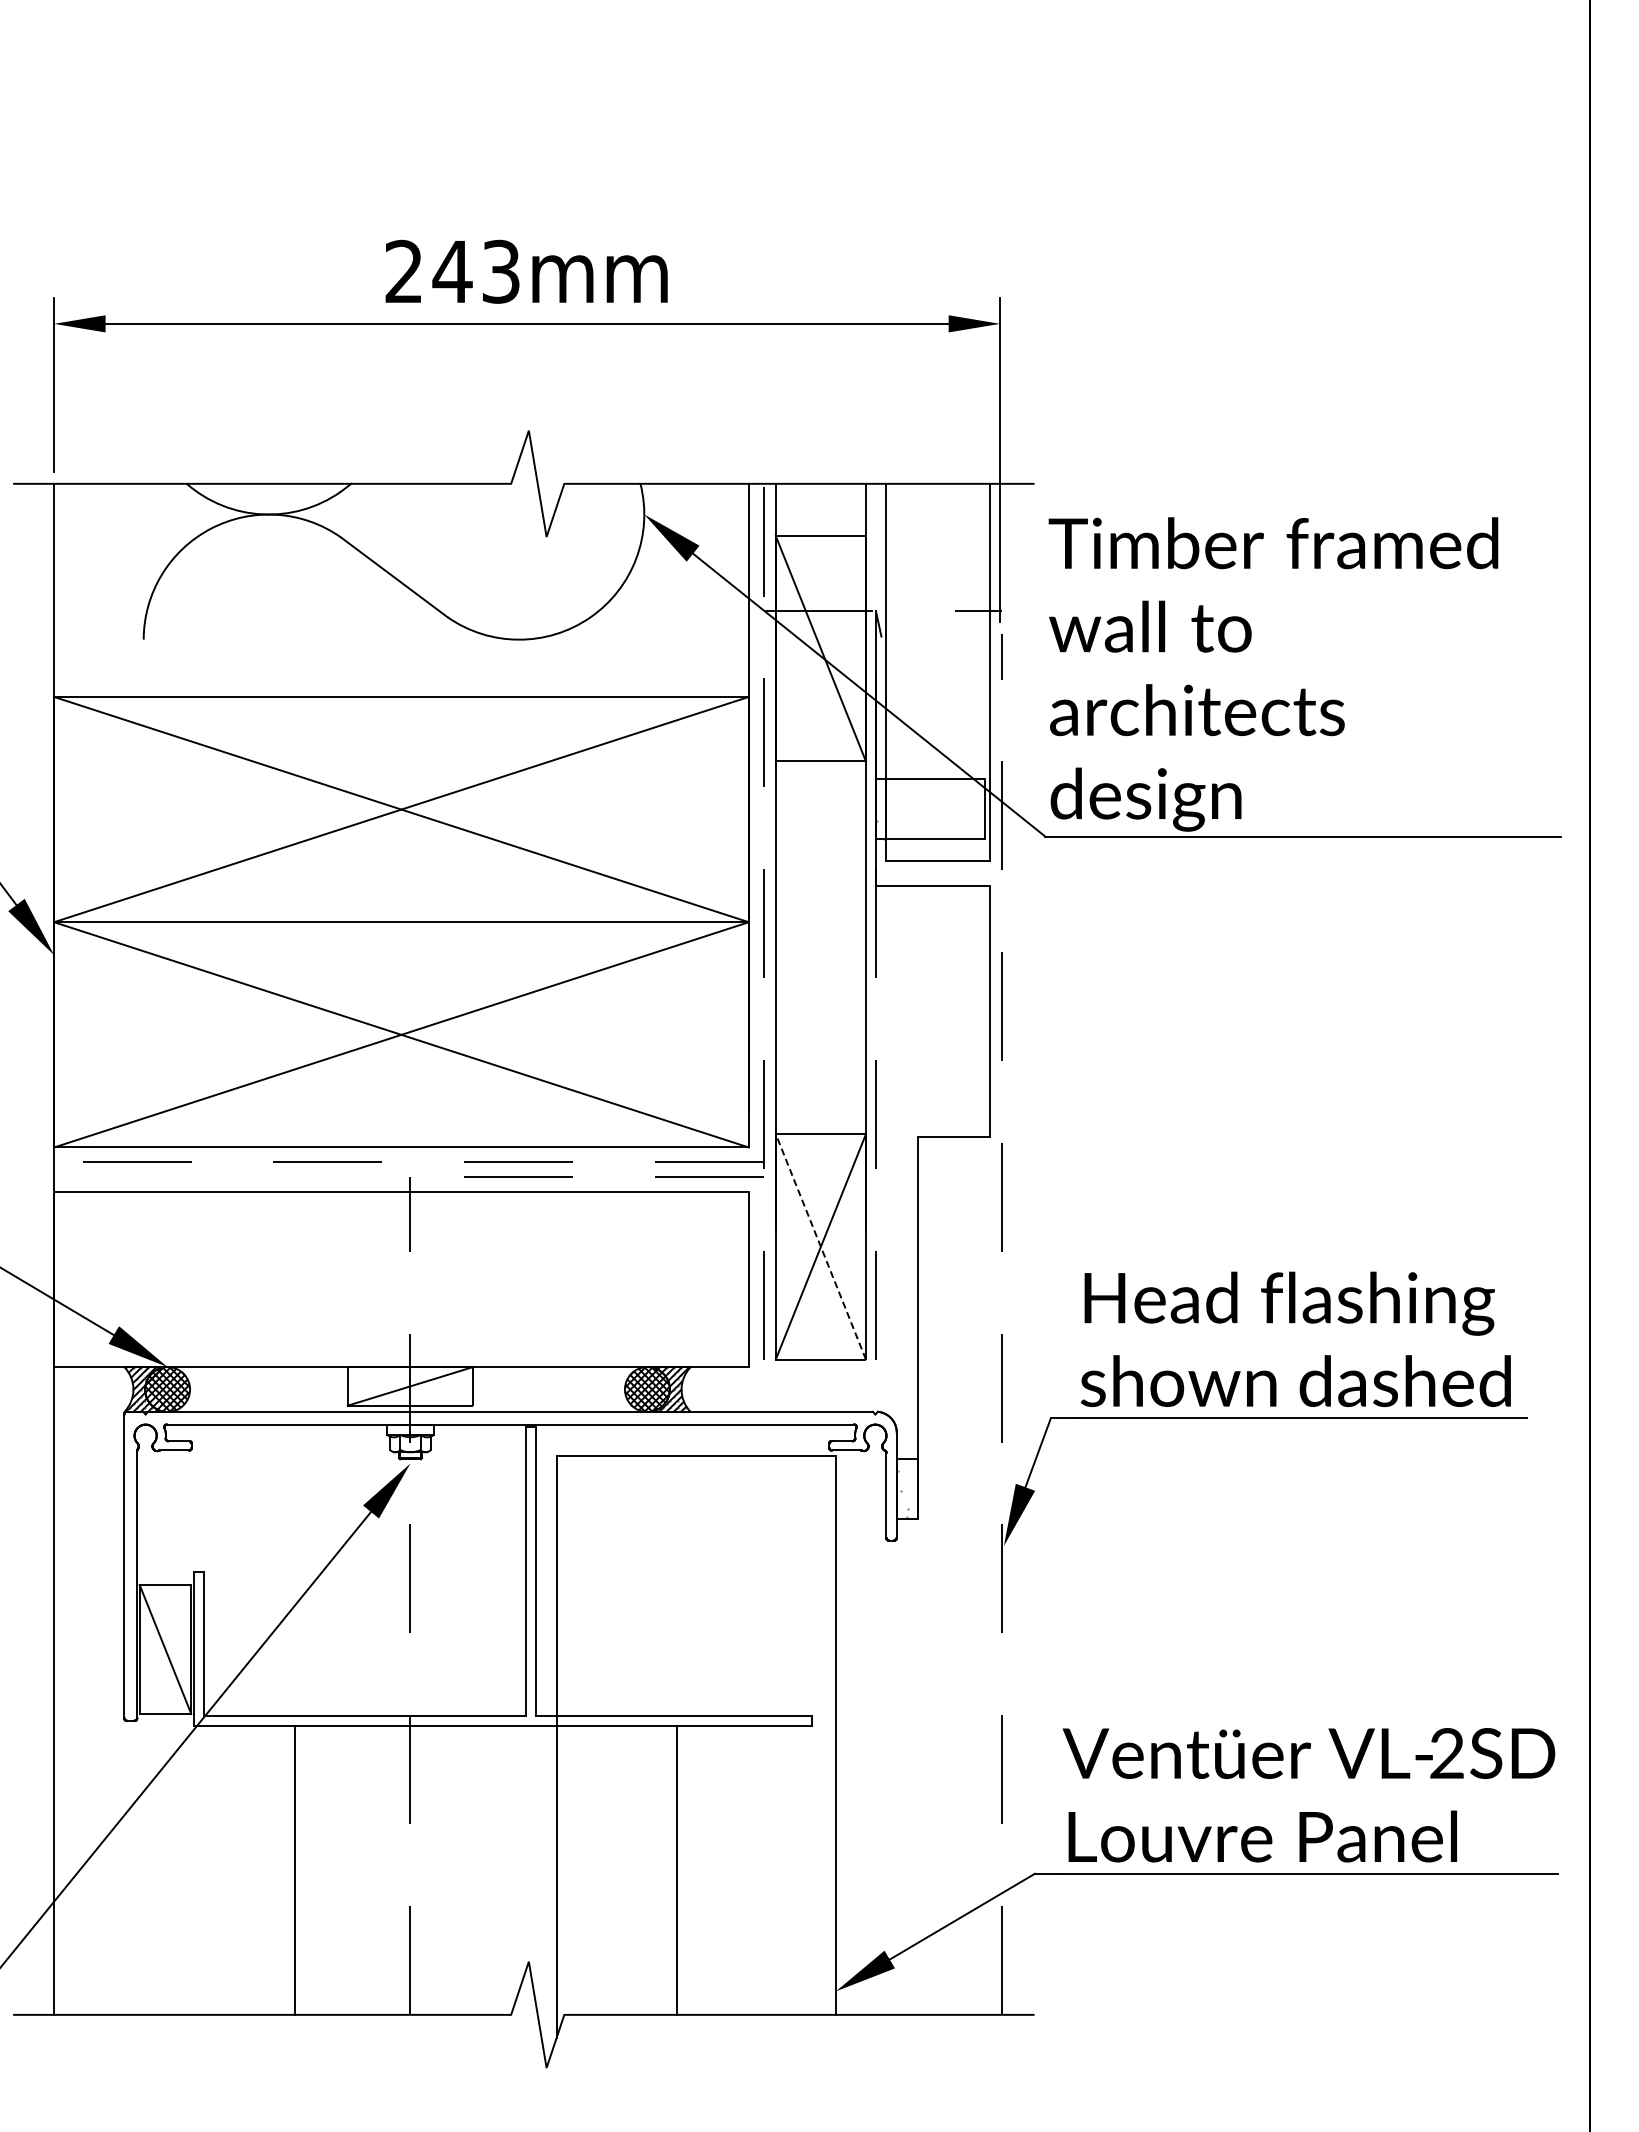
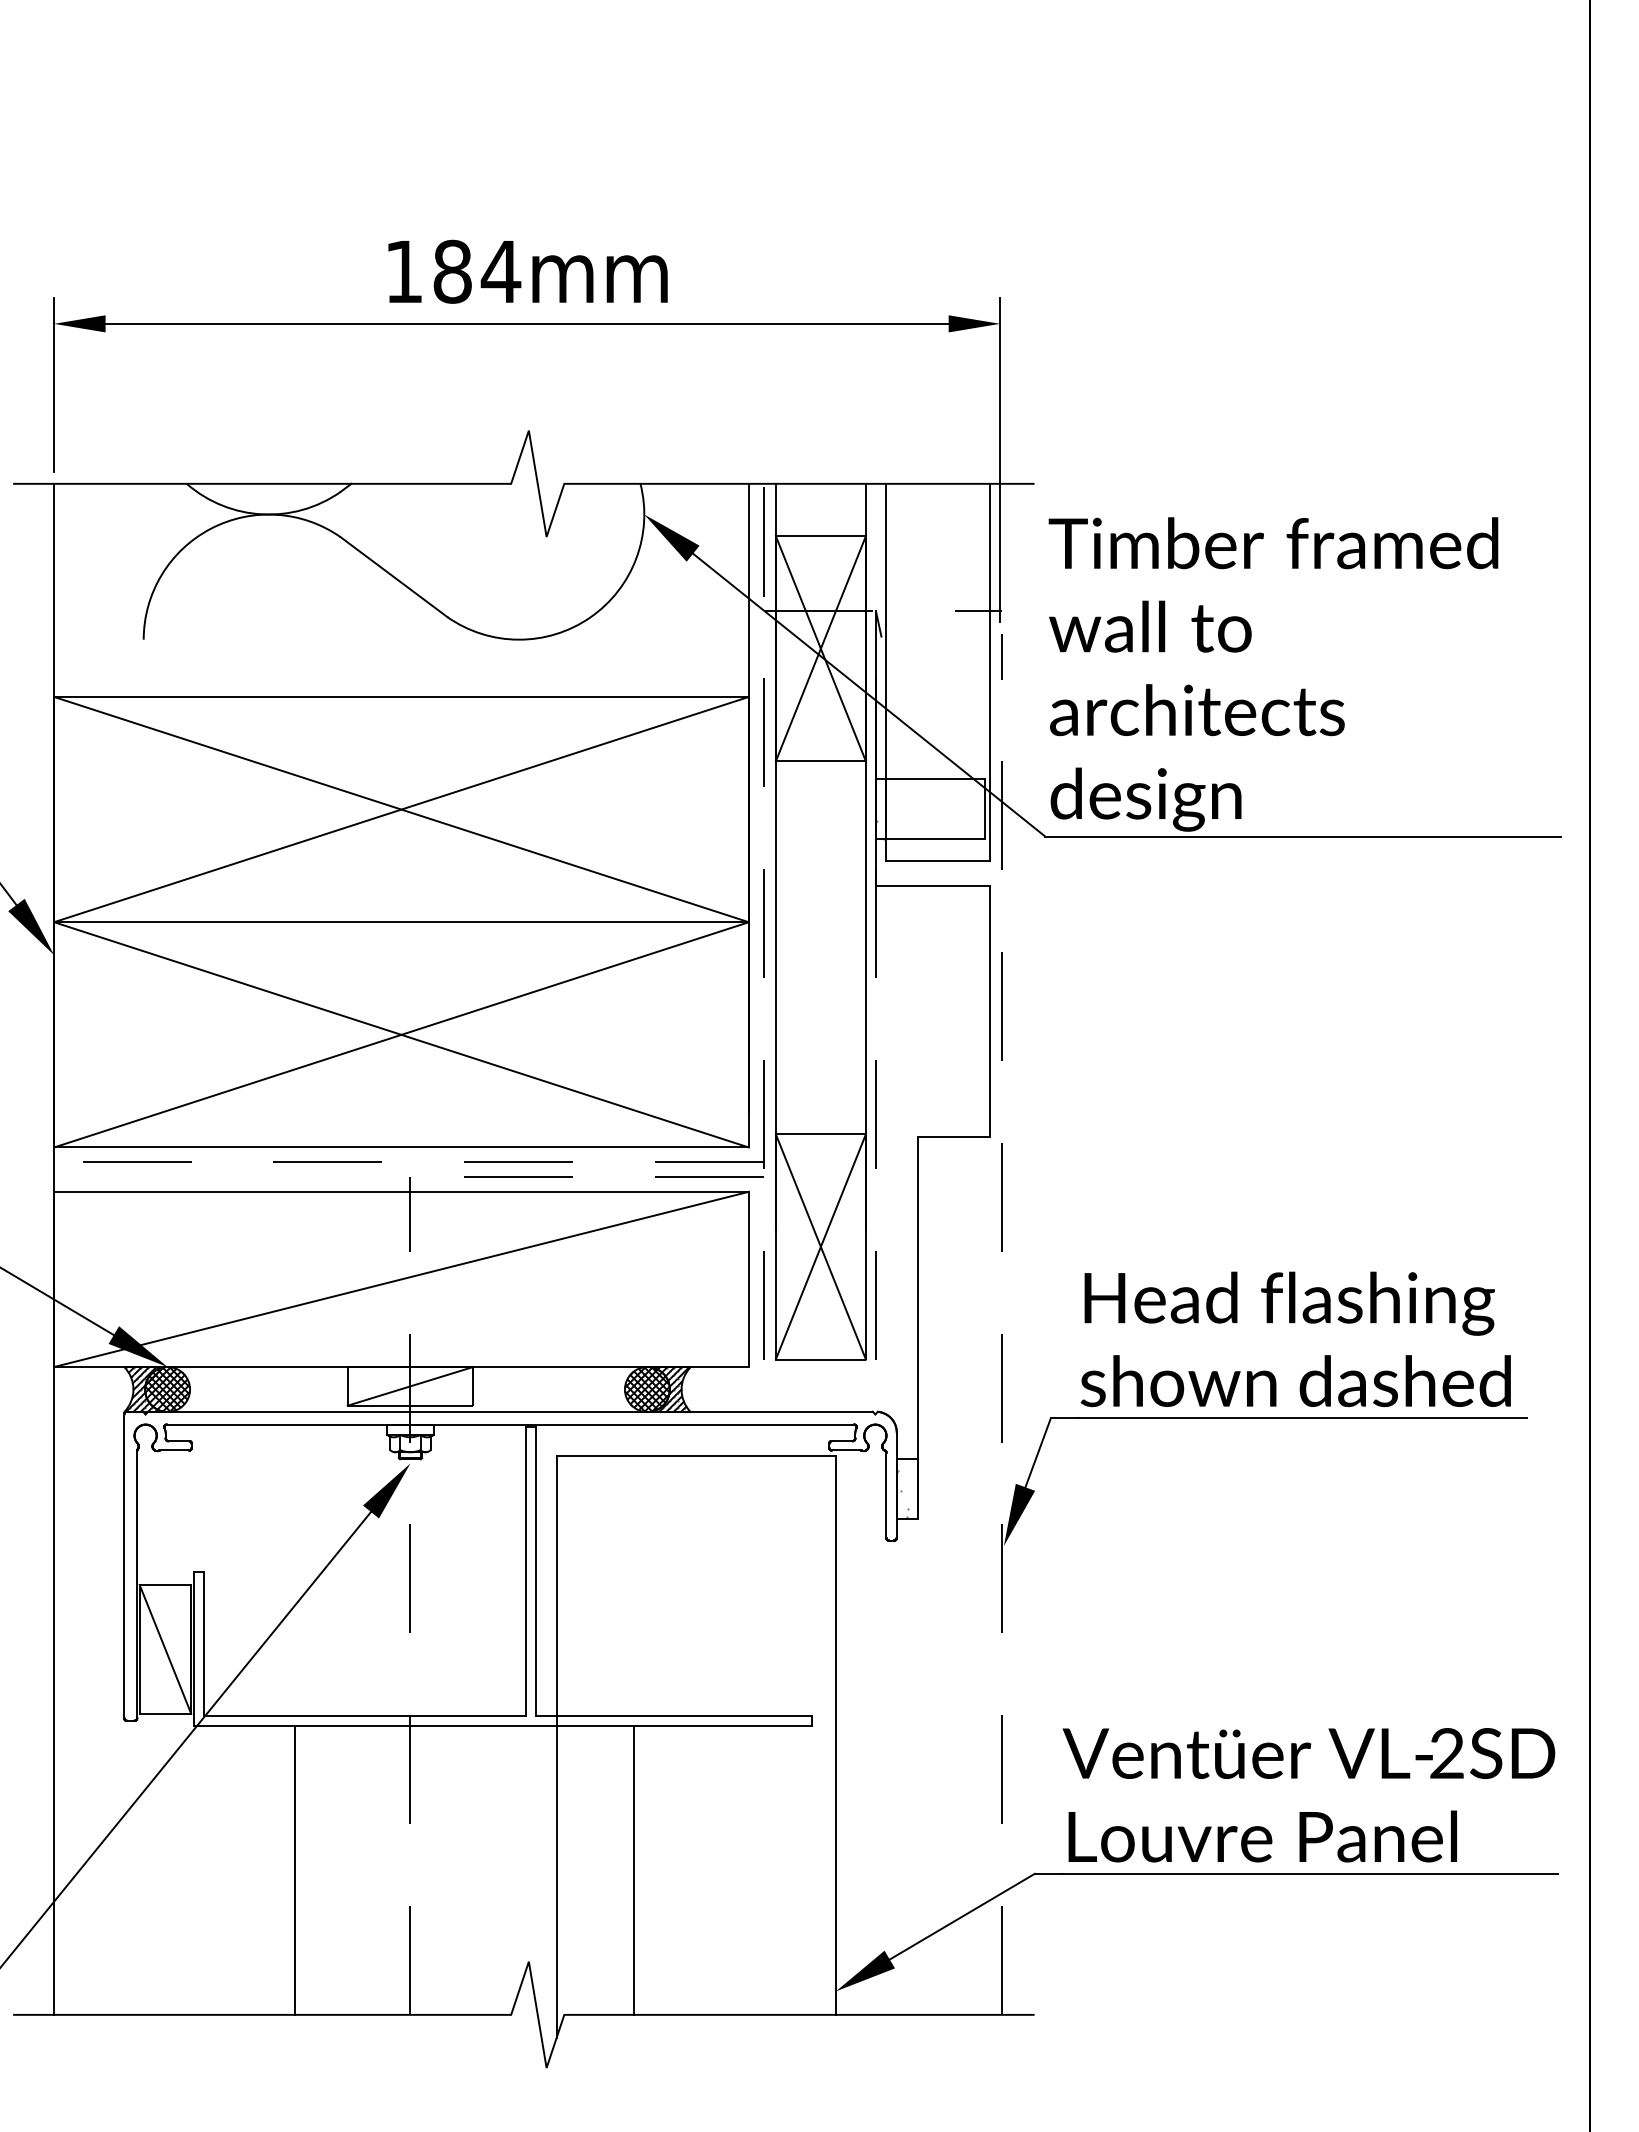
text: 243mm -> 184mm (453, 271)
line: none -> present (820, 648)
line: dashed -> solid (820, 1246)
line: none -> present (401, 1279)
line position: (677, 1870) -> (634, 1870) (634, 1870)
